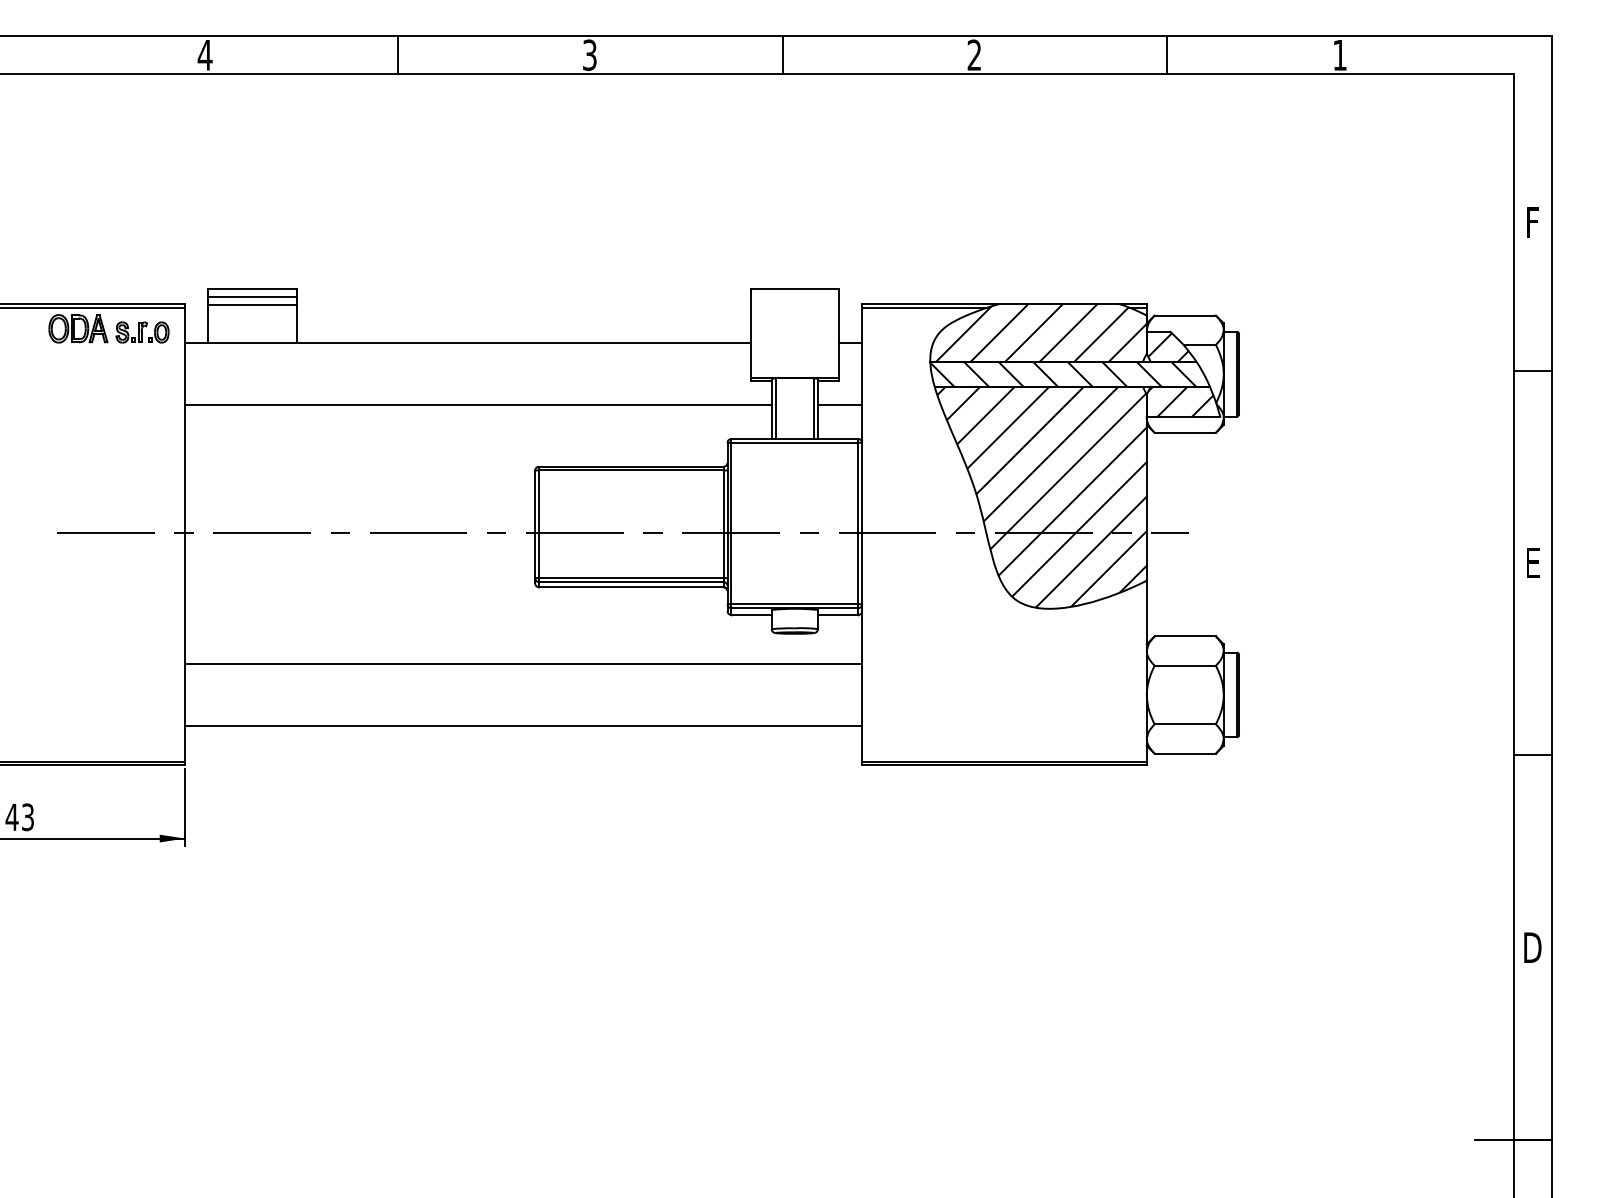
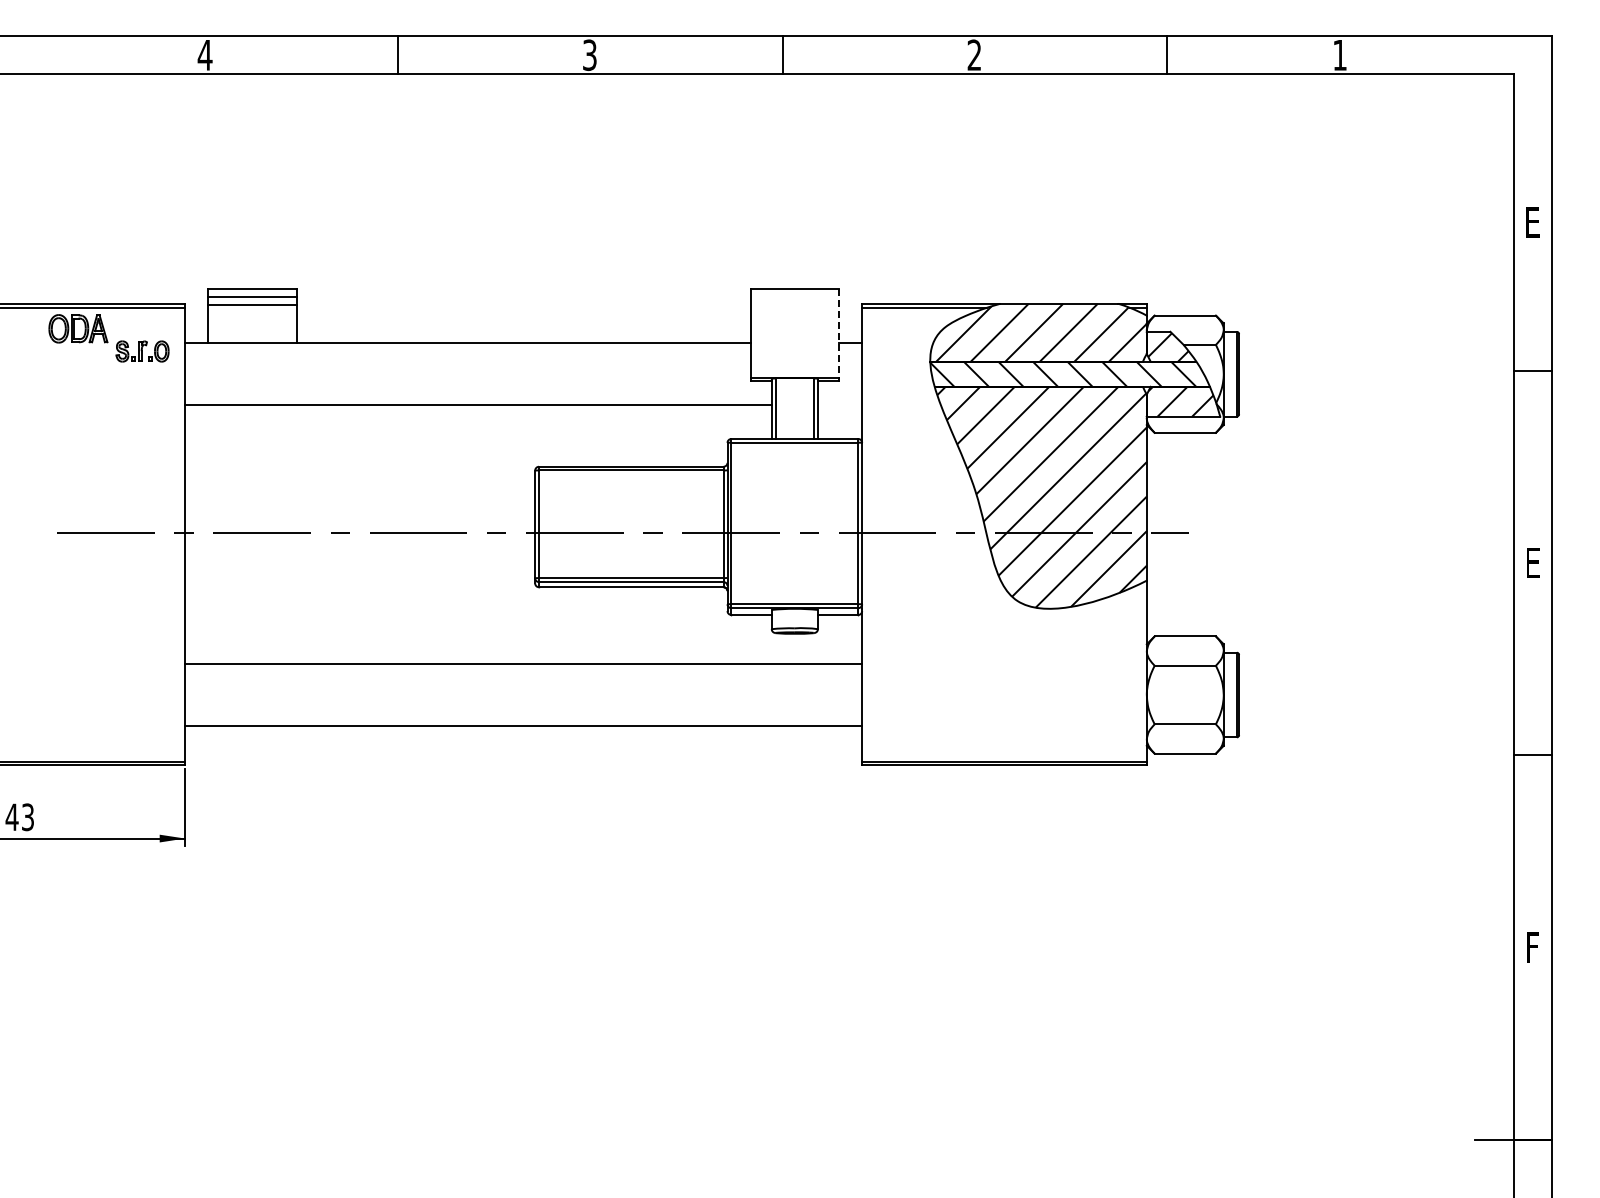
text: F -> E (1532, 222)
part position: (142, 332) -> (142, 351) (142, 351)
line: solid -> dashed (839, 333)
line: present -> none (839, 404)
text: D -> F (1532, 947)
